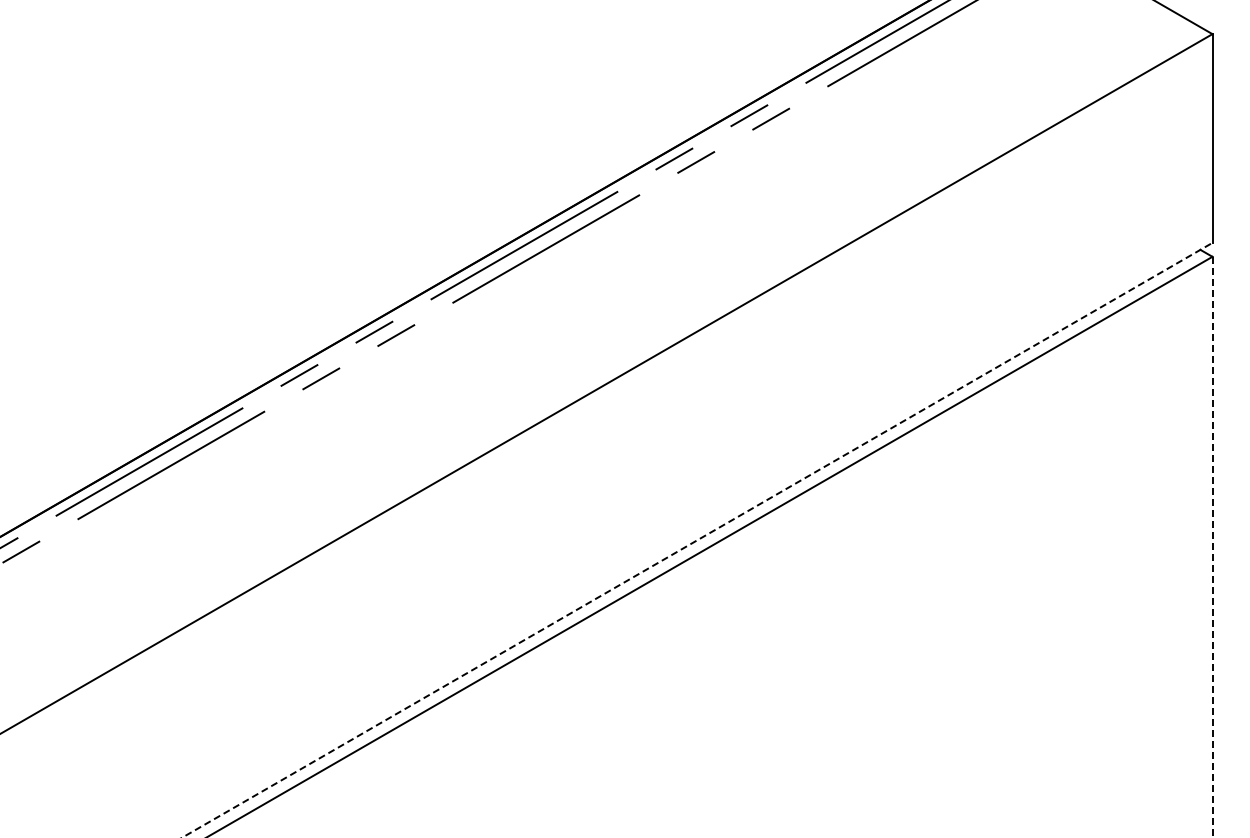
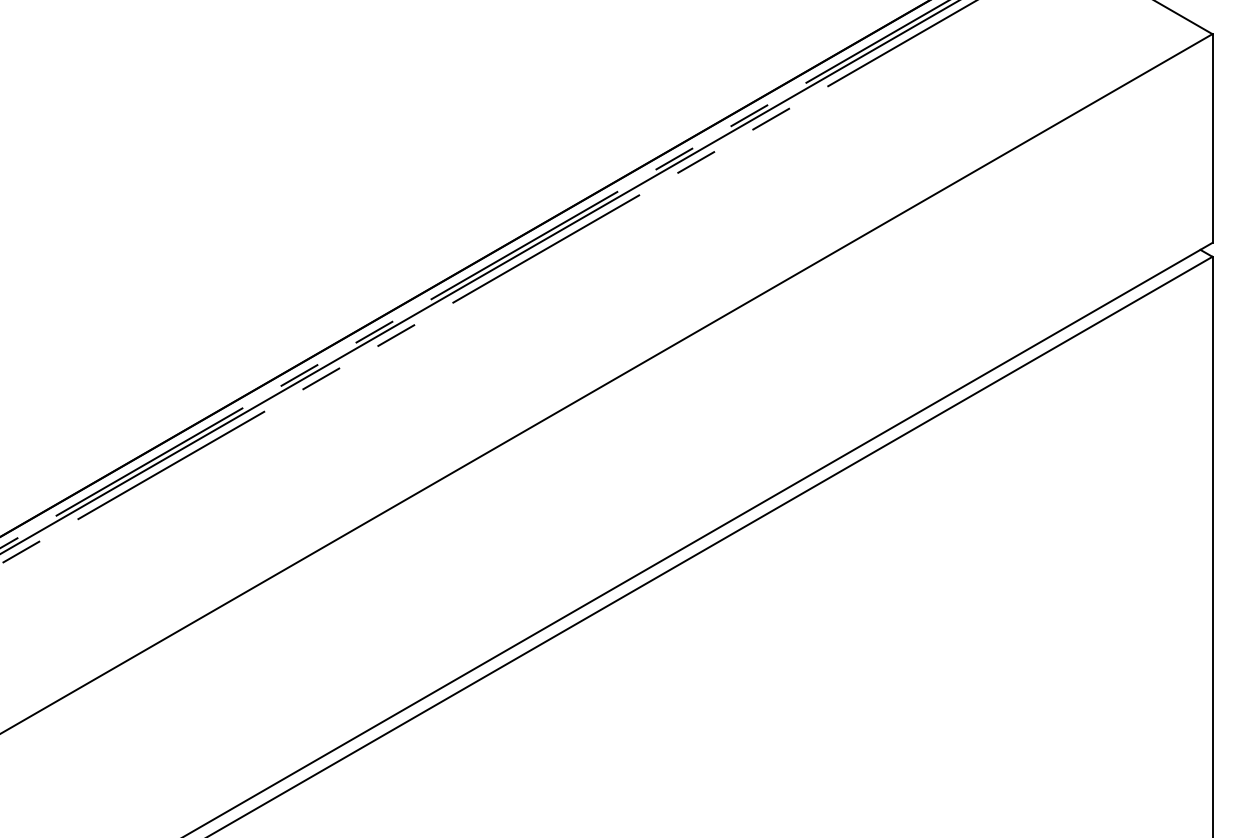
line: none -> present (478, 277)
line: dashed -> solid (697, 540)
line: dashed -> solid (1212, 547)
